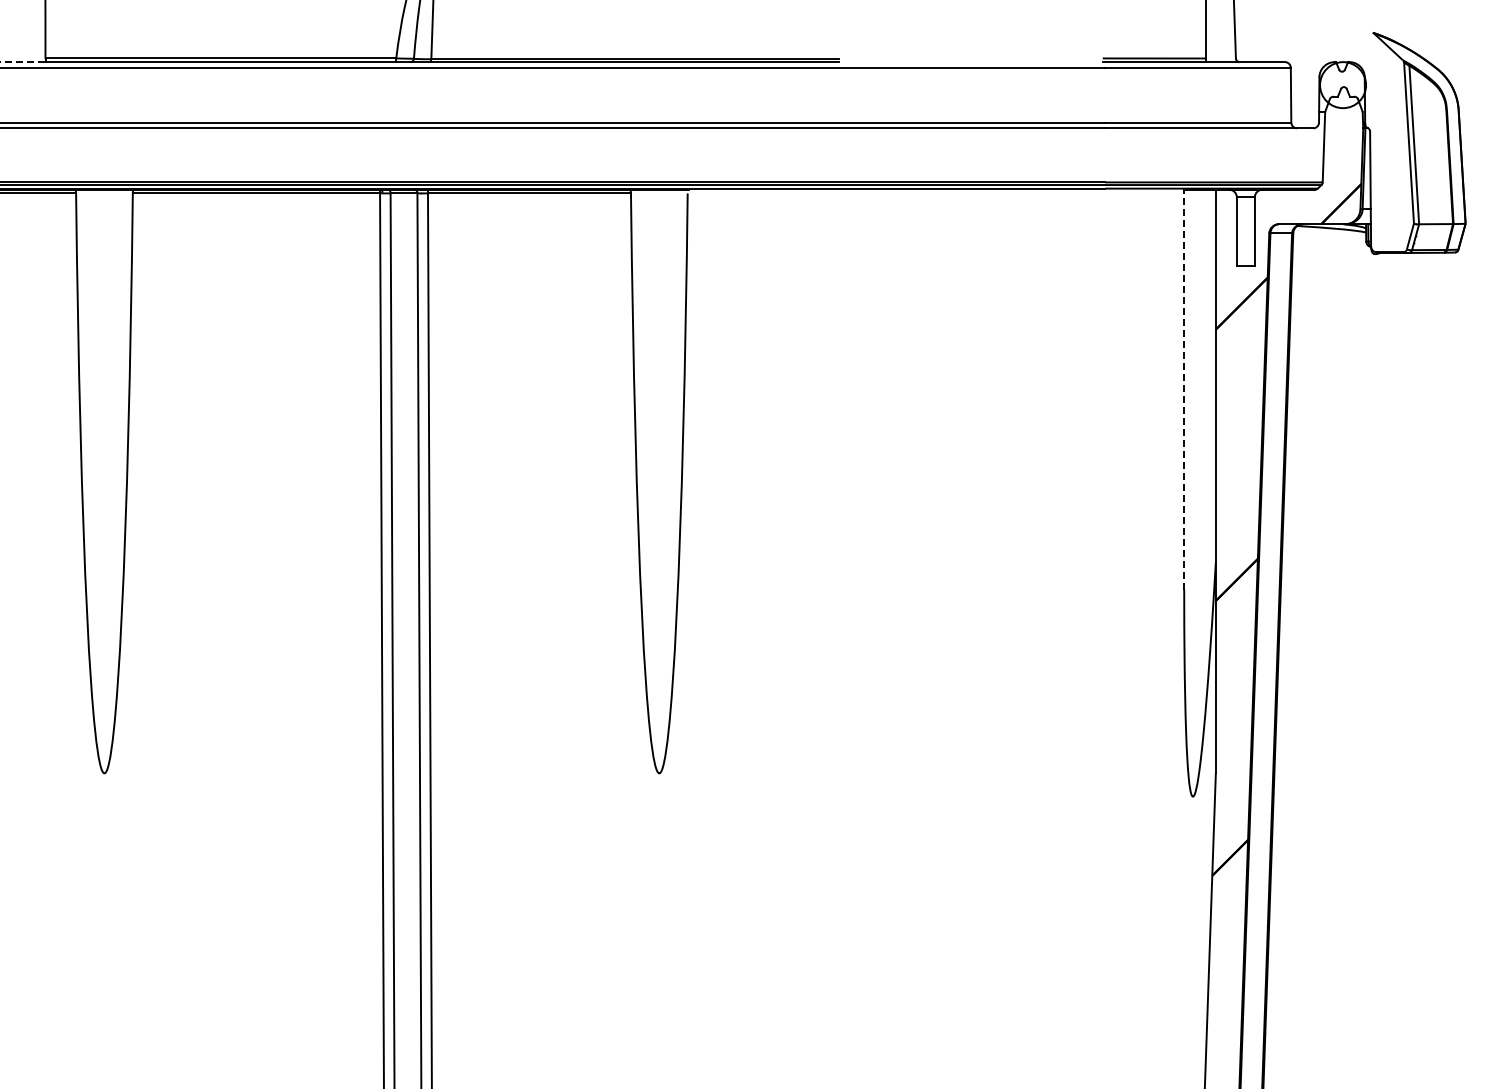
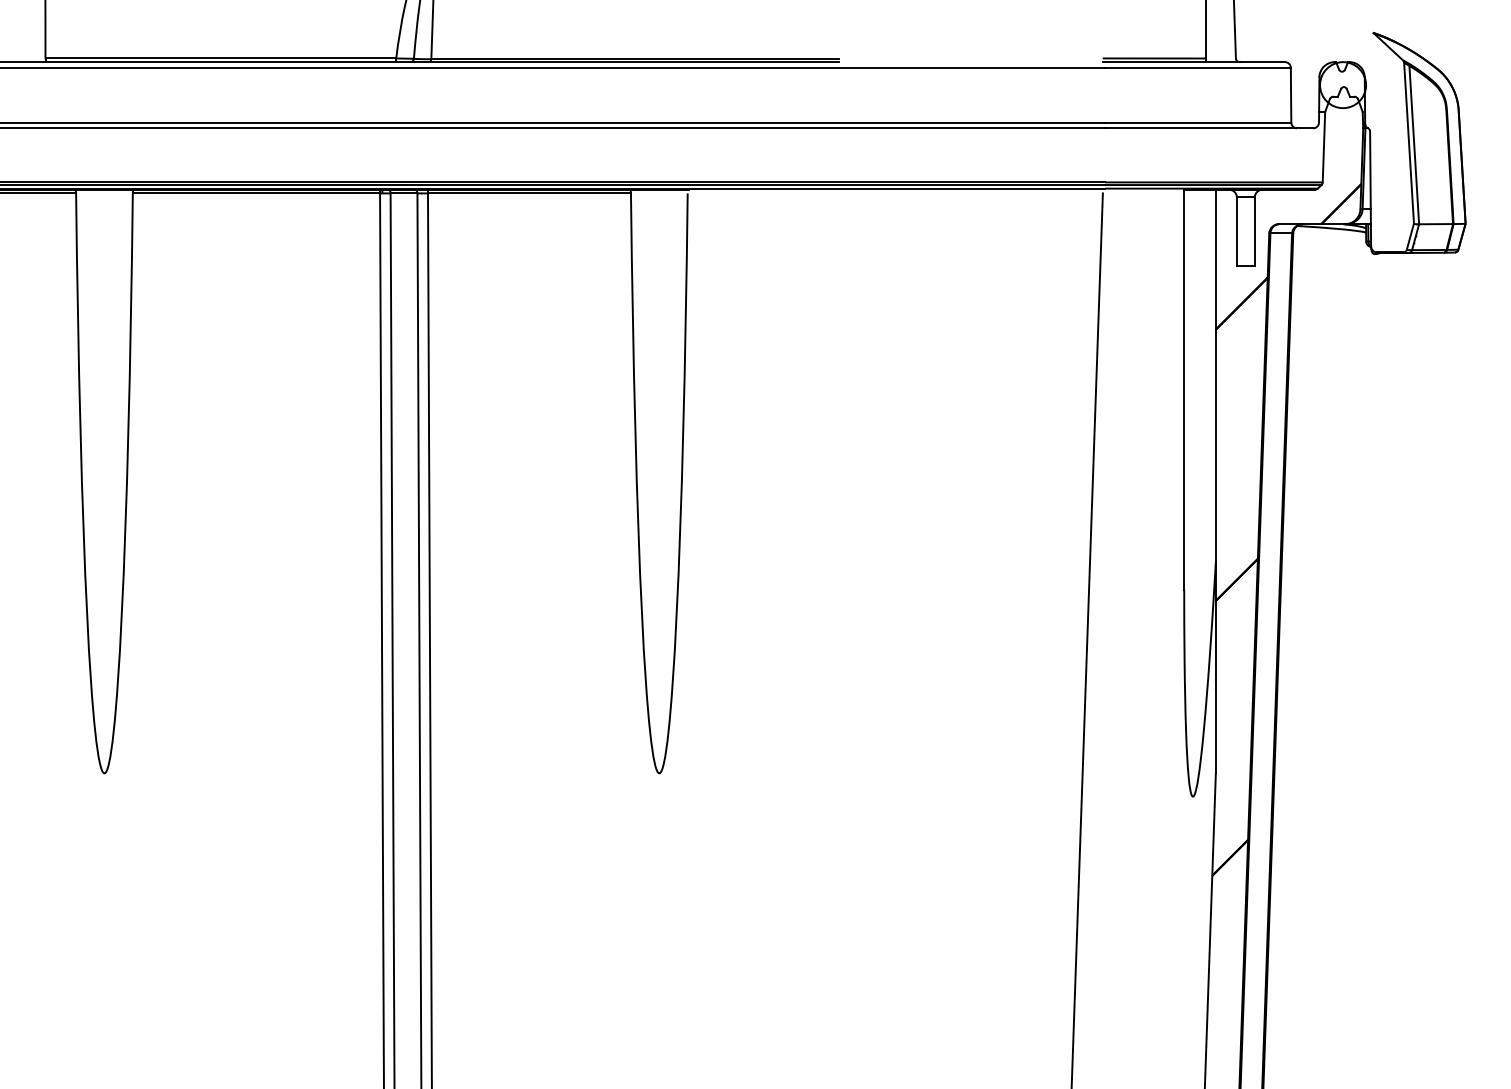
line: dashed -> solid (22, 62)
line: dashed -> solid (1184, 389)
line: none -> present (1086, 639)
